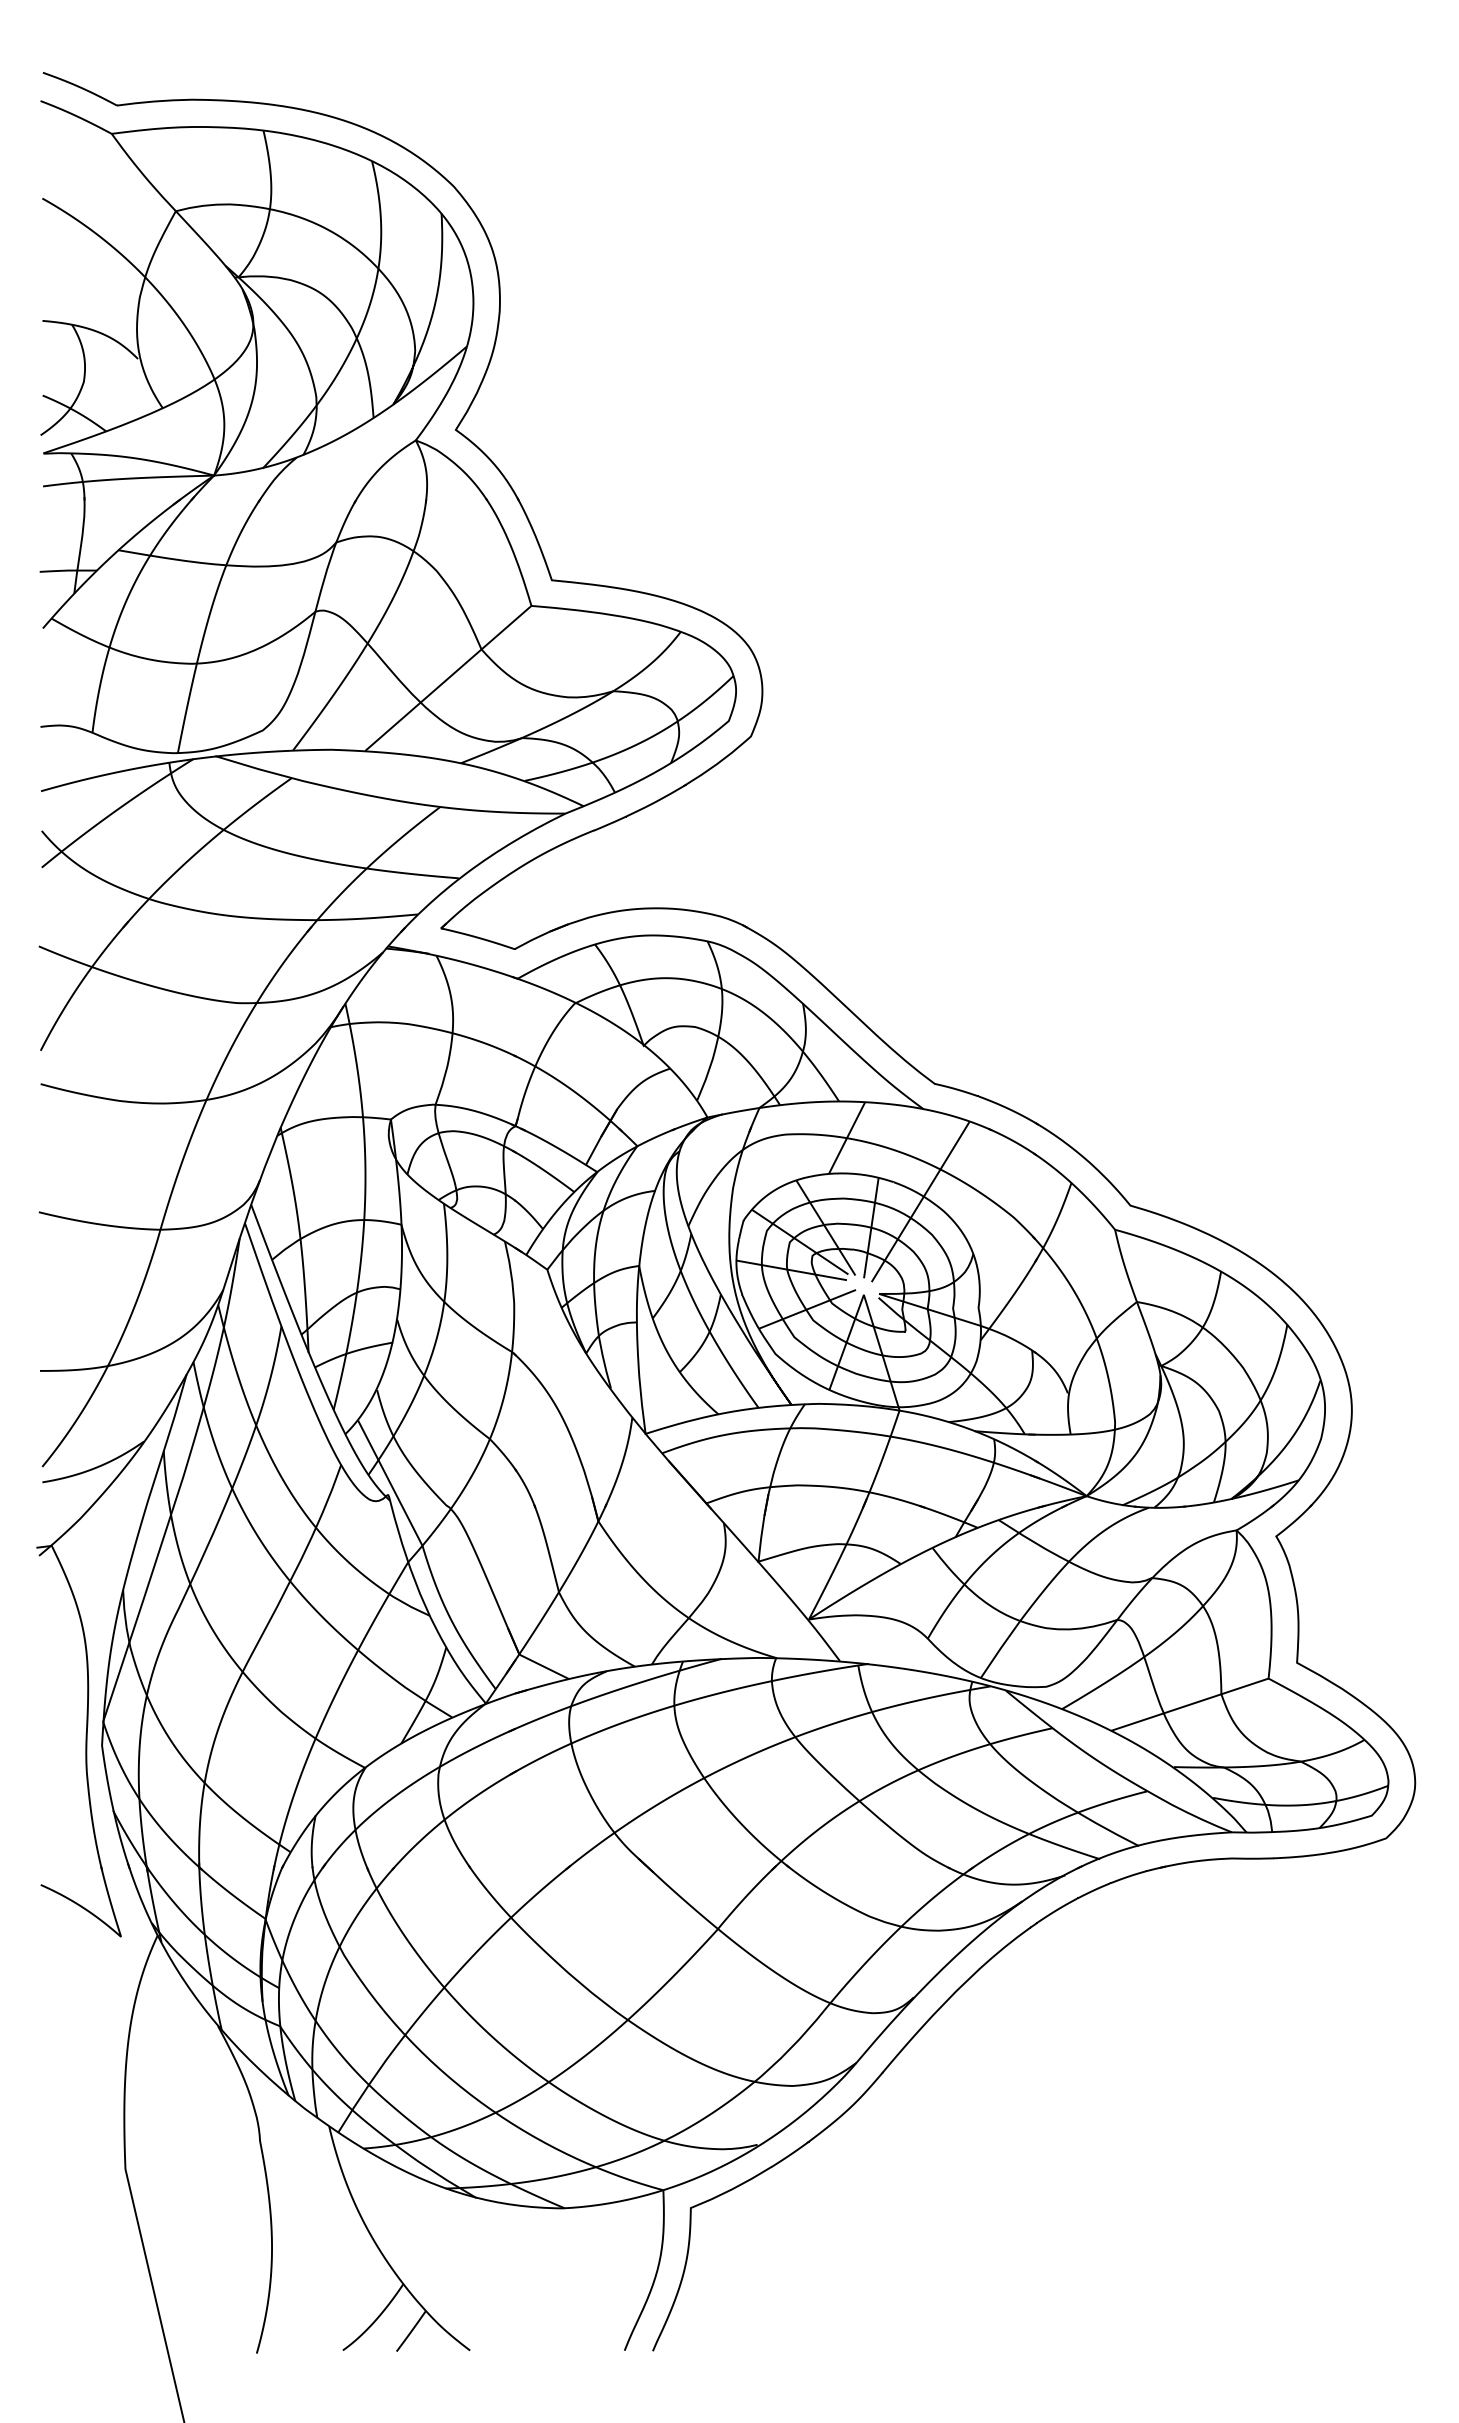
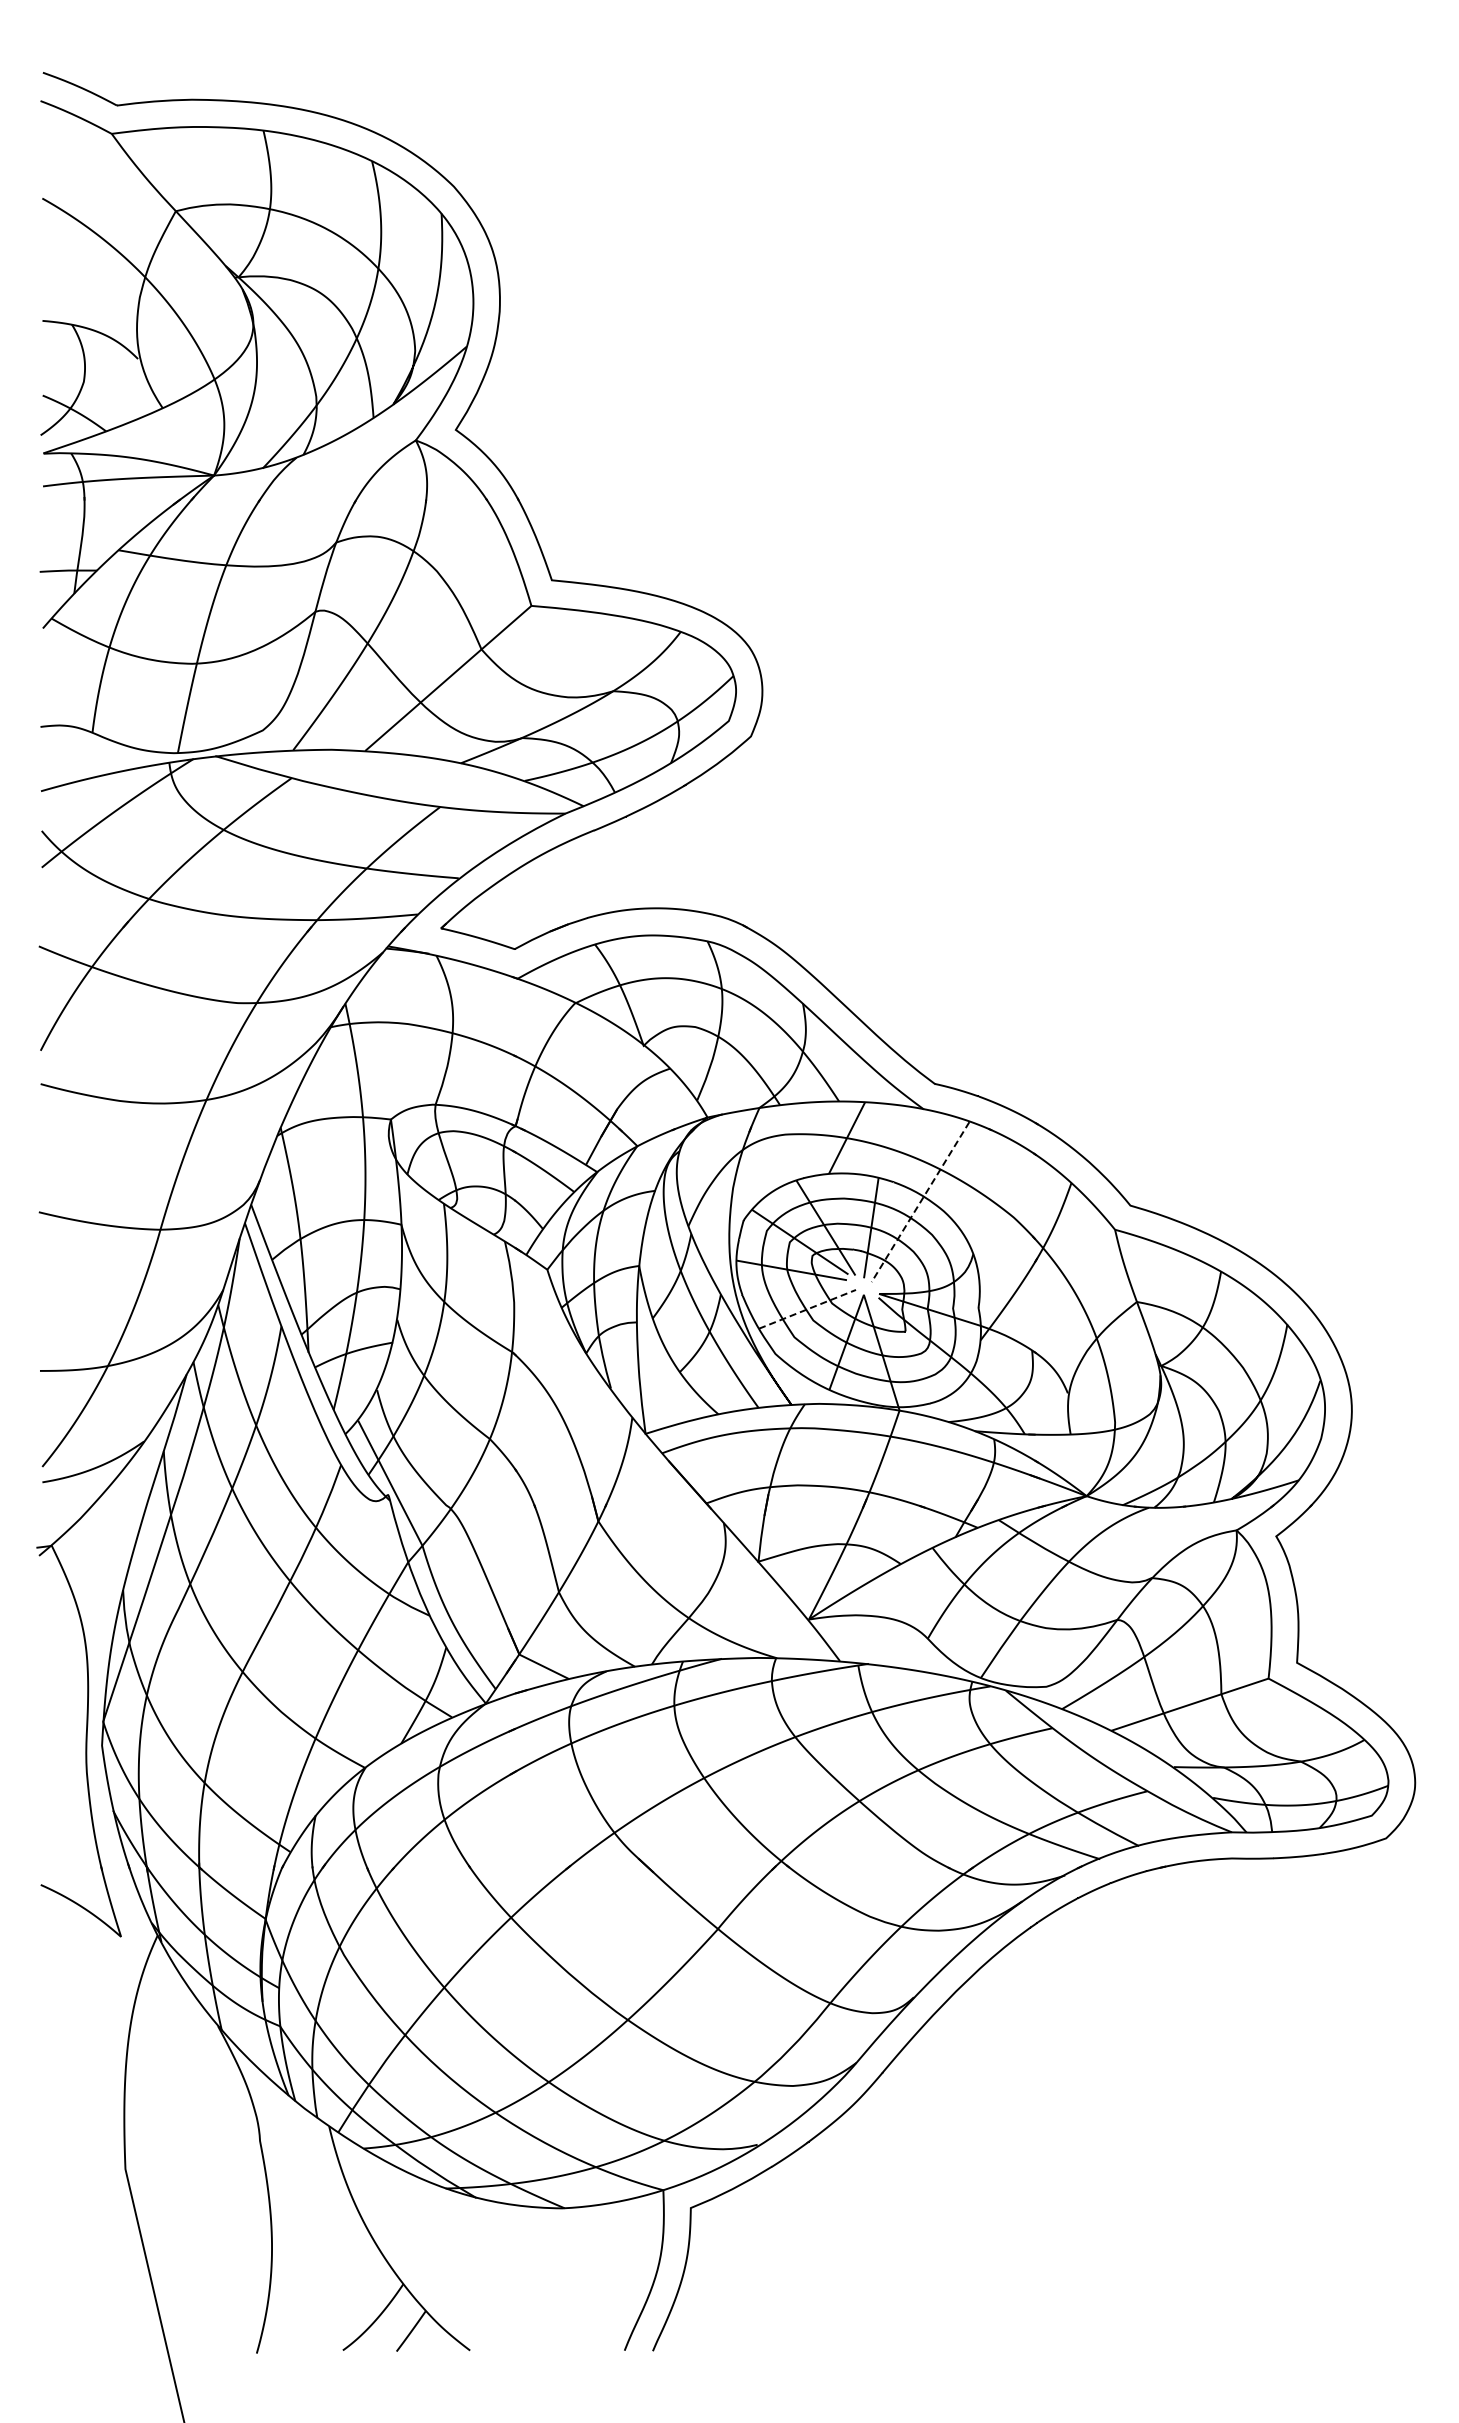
line: solid -> dashed (920, 1202)
line: solid -> dashed (808, 1309)
